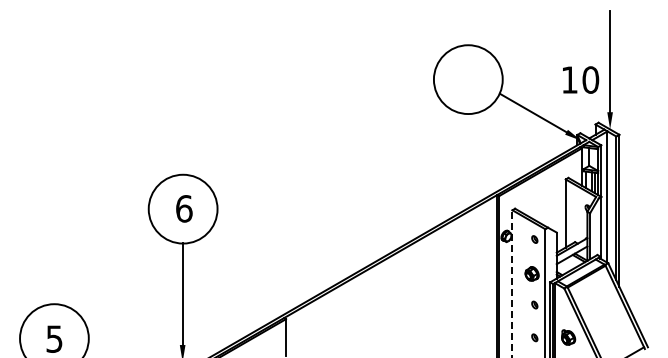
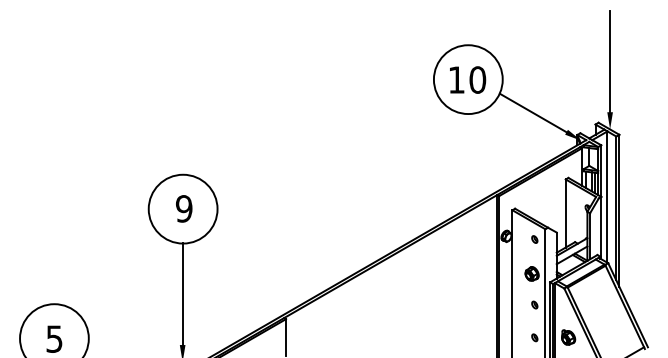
text position: (581, 79) -> (468, 79) (468, 79)
text: 6 -> 9 (184, 208)
line: dashed -> solid (512, 283)
